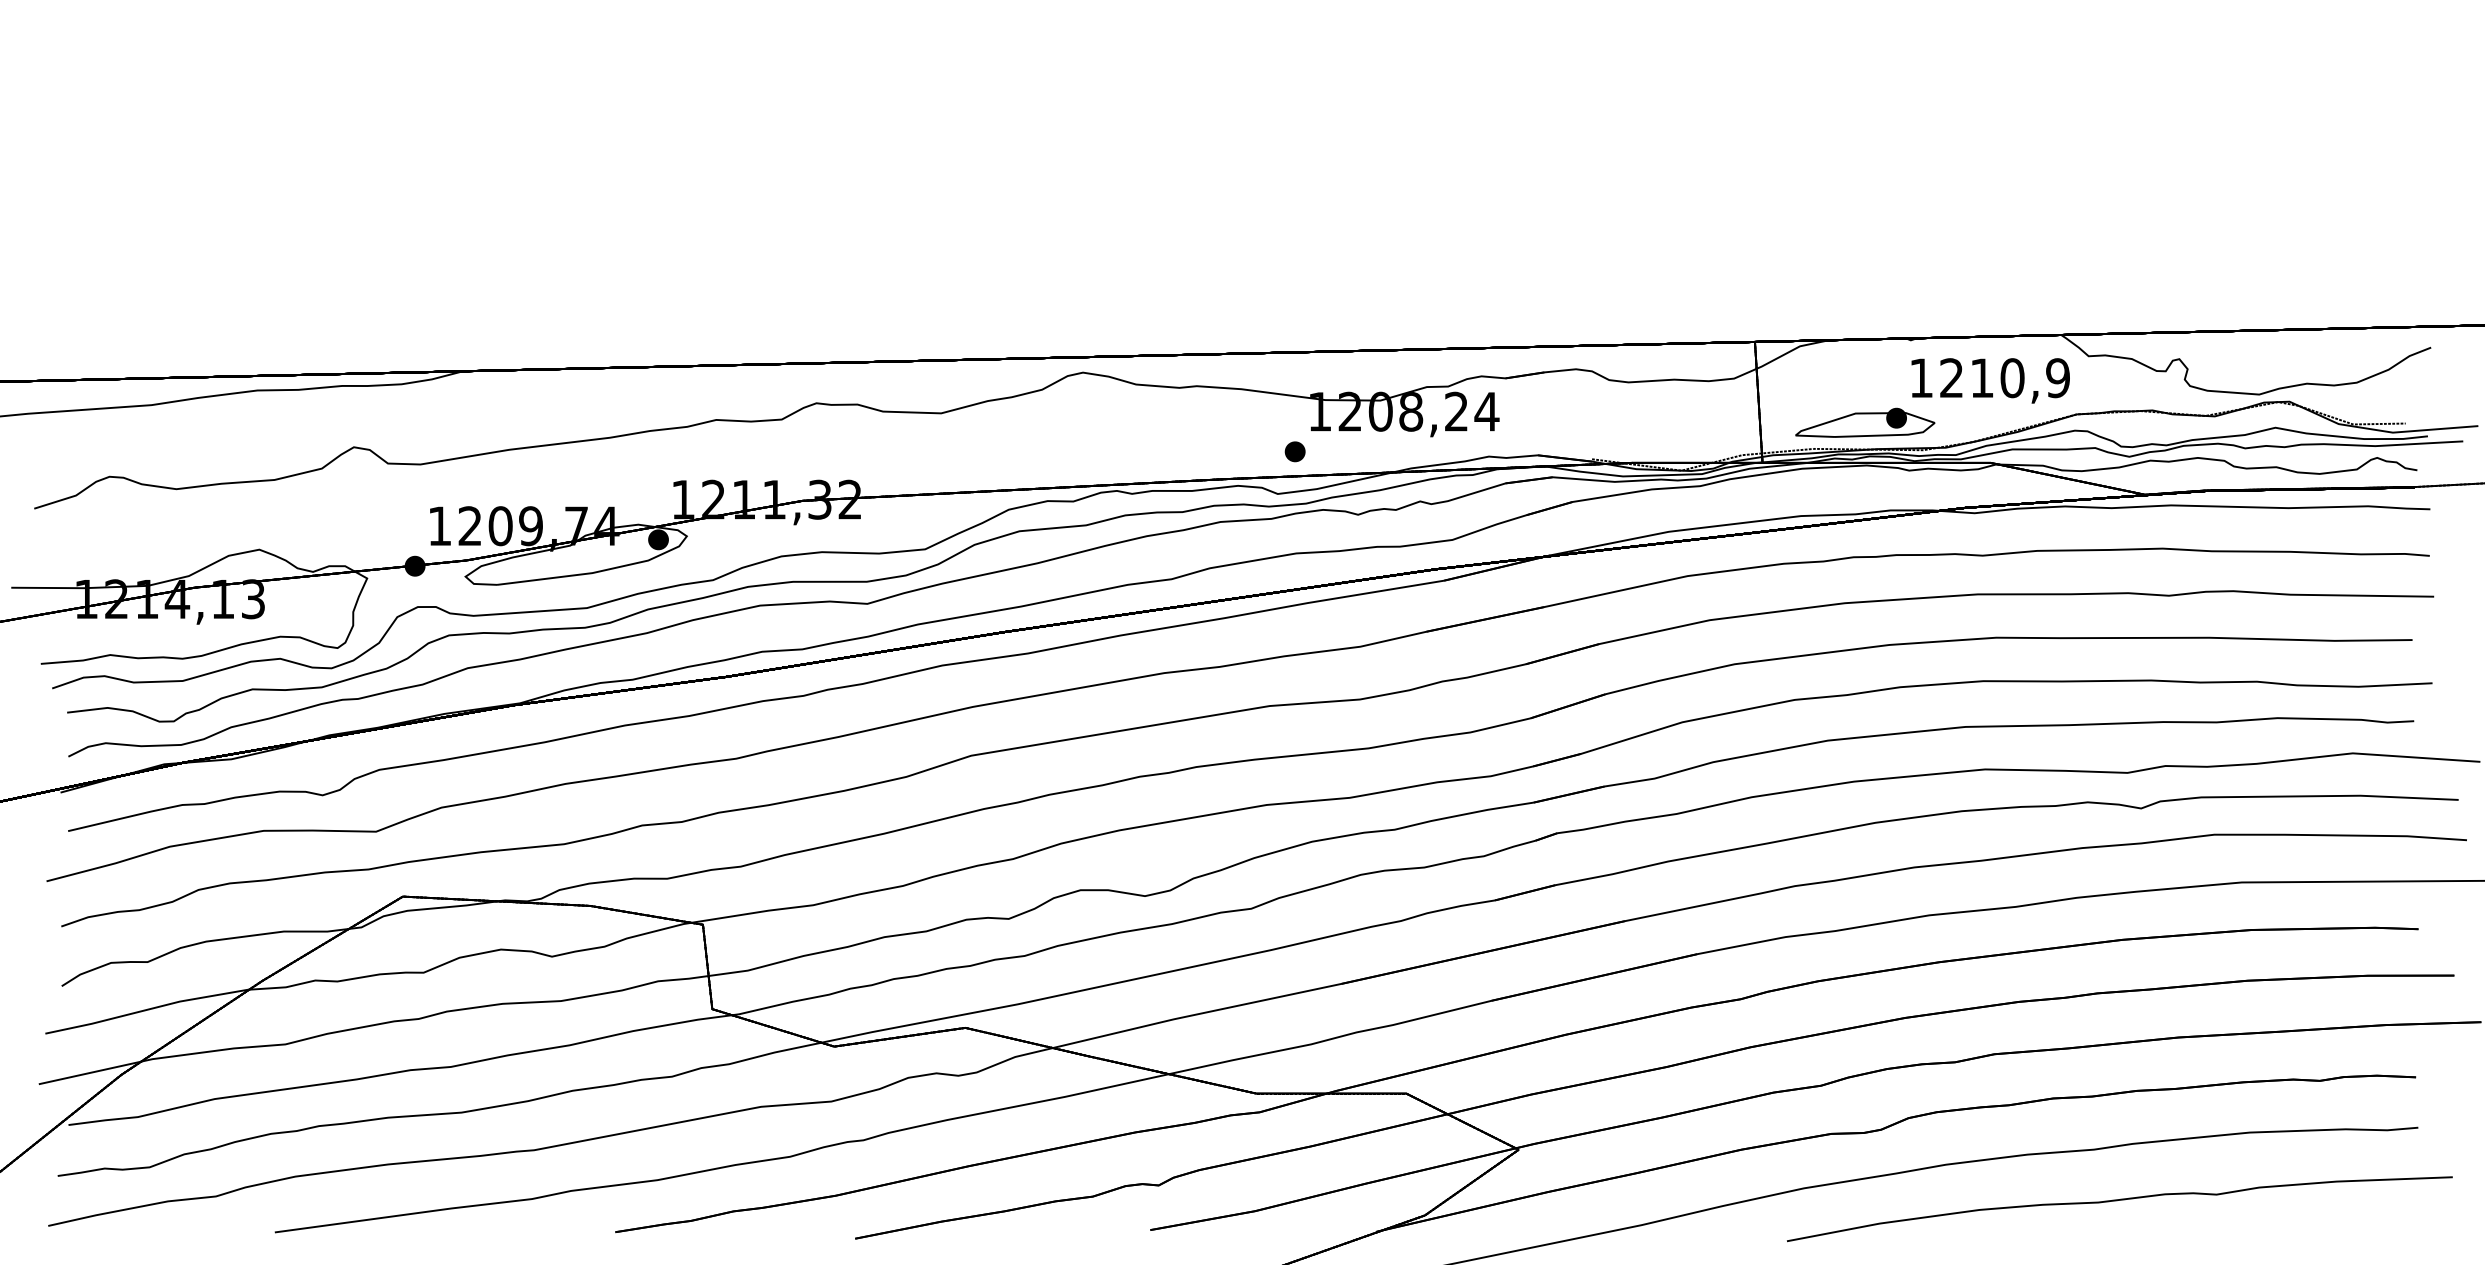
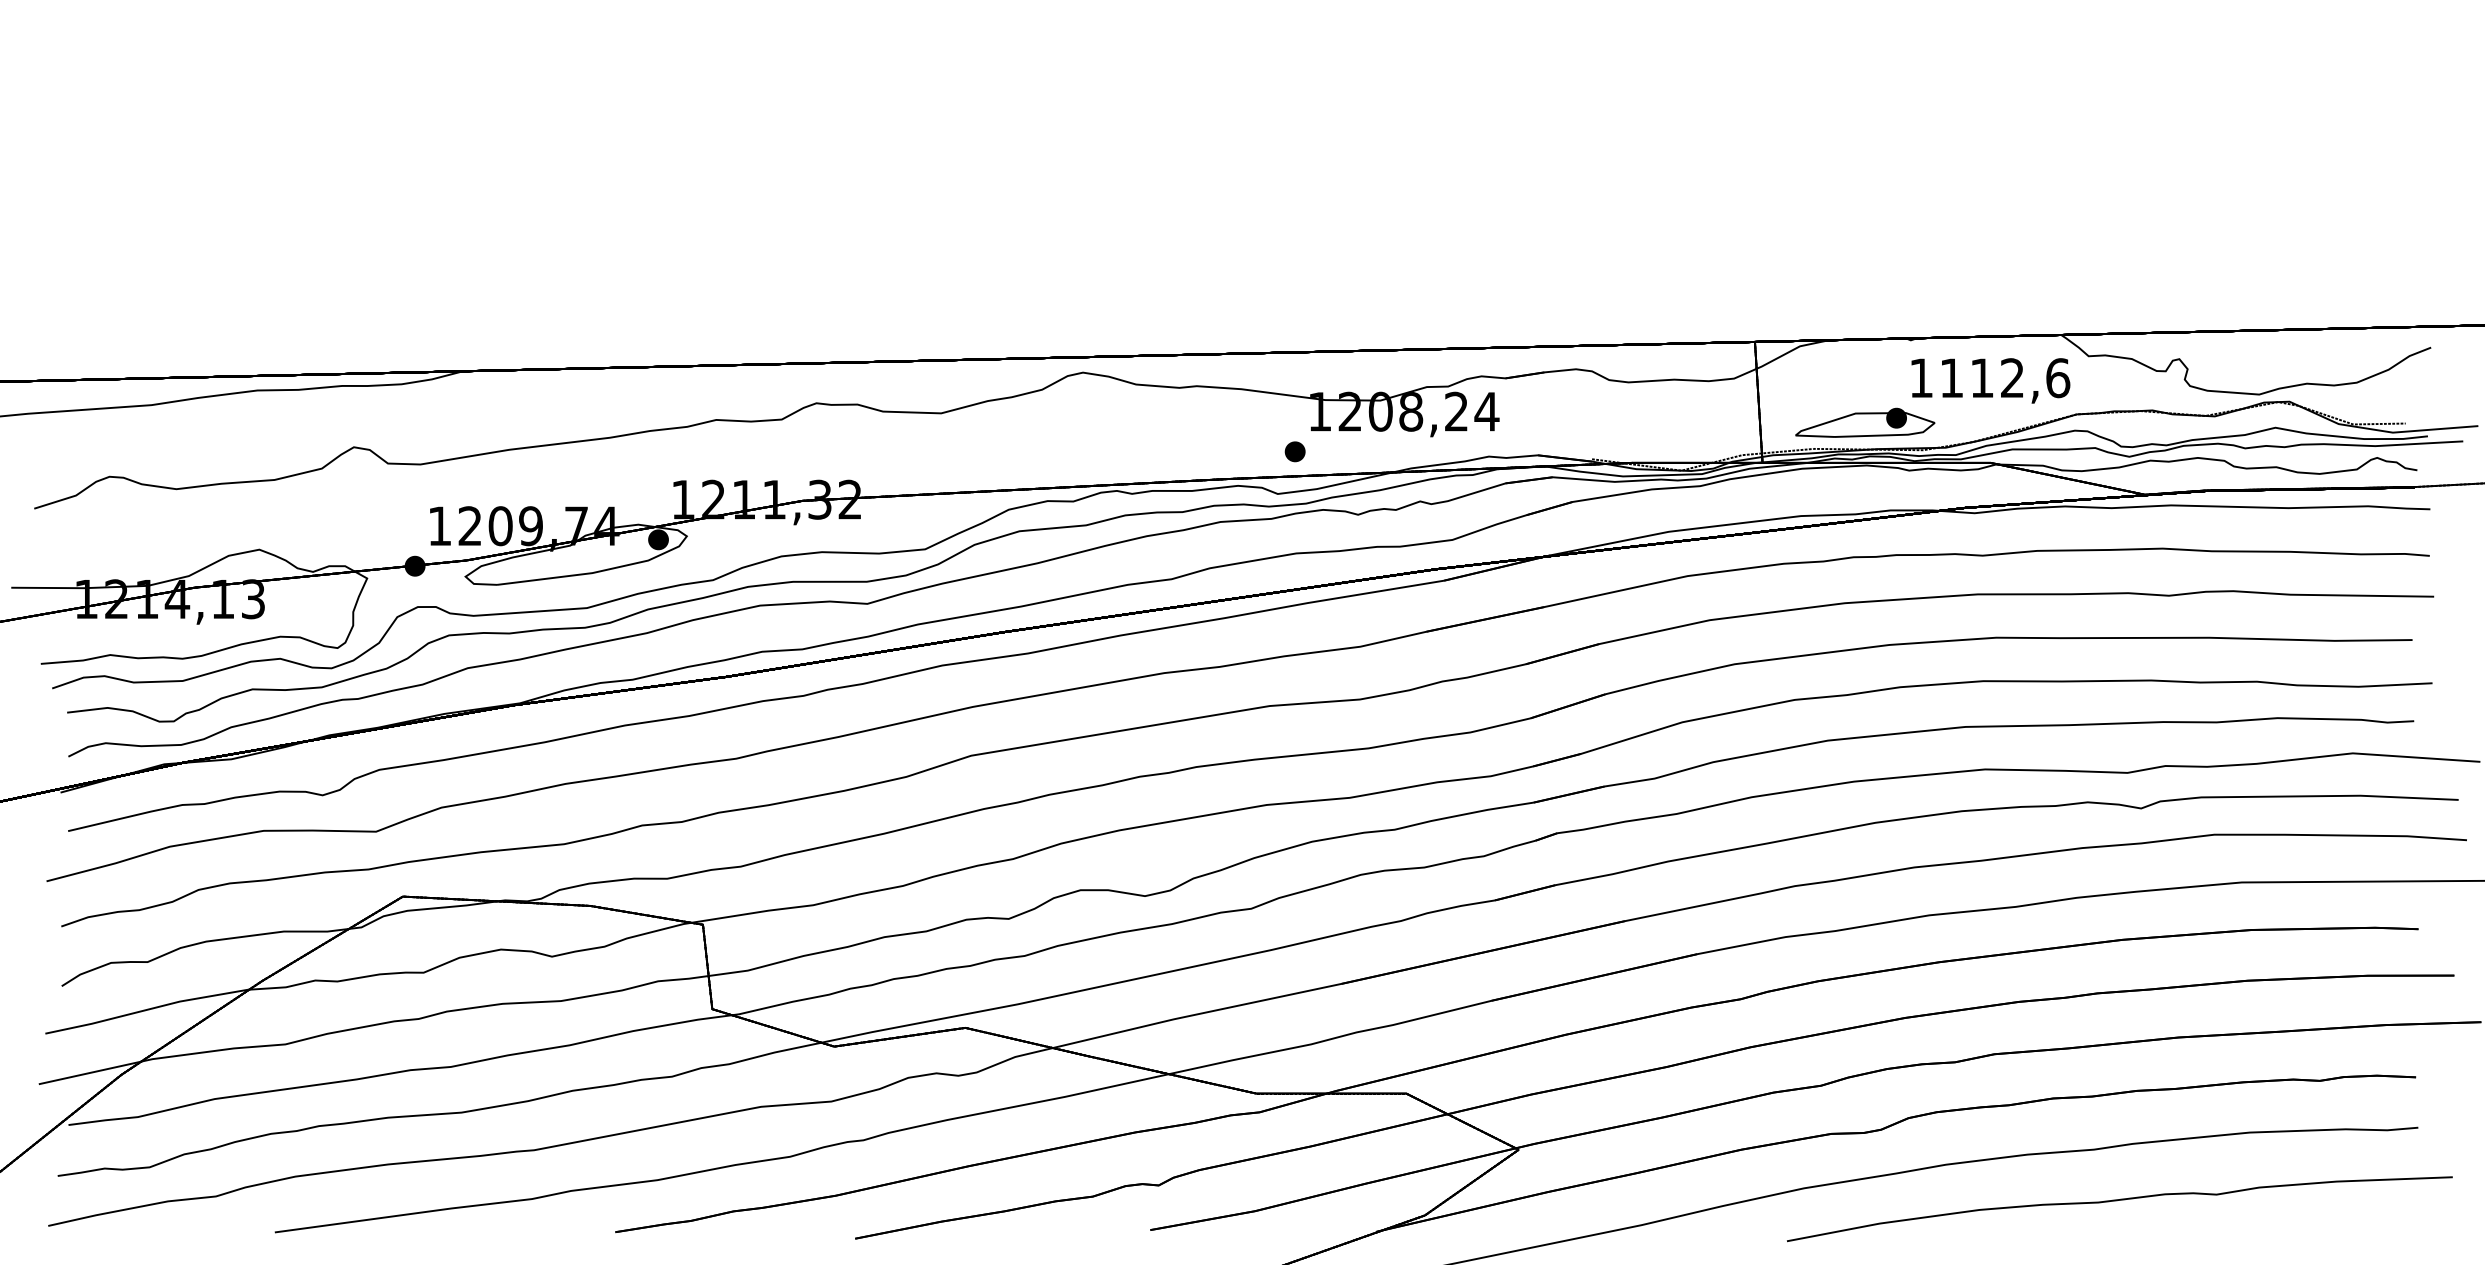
text: 1210,9 -> 1112,6 (2005, 378)
